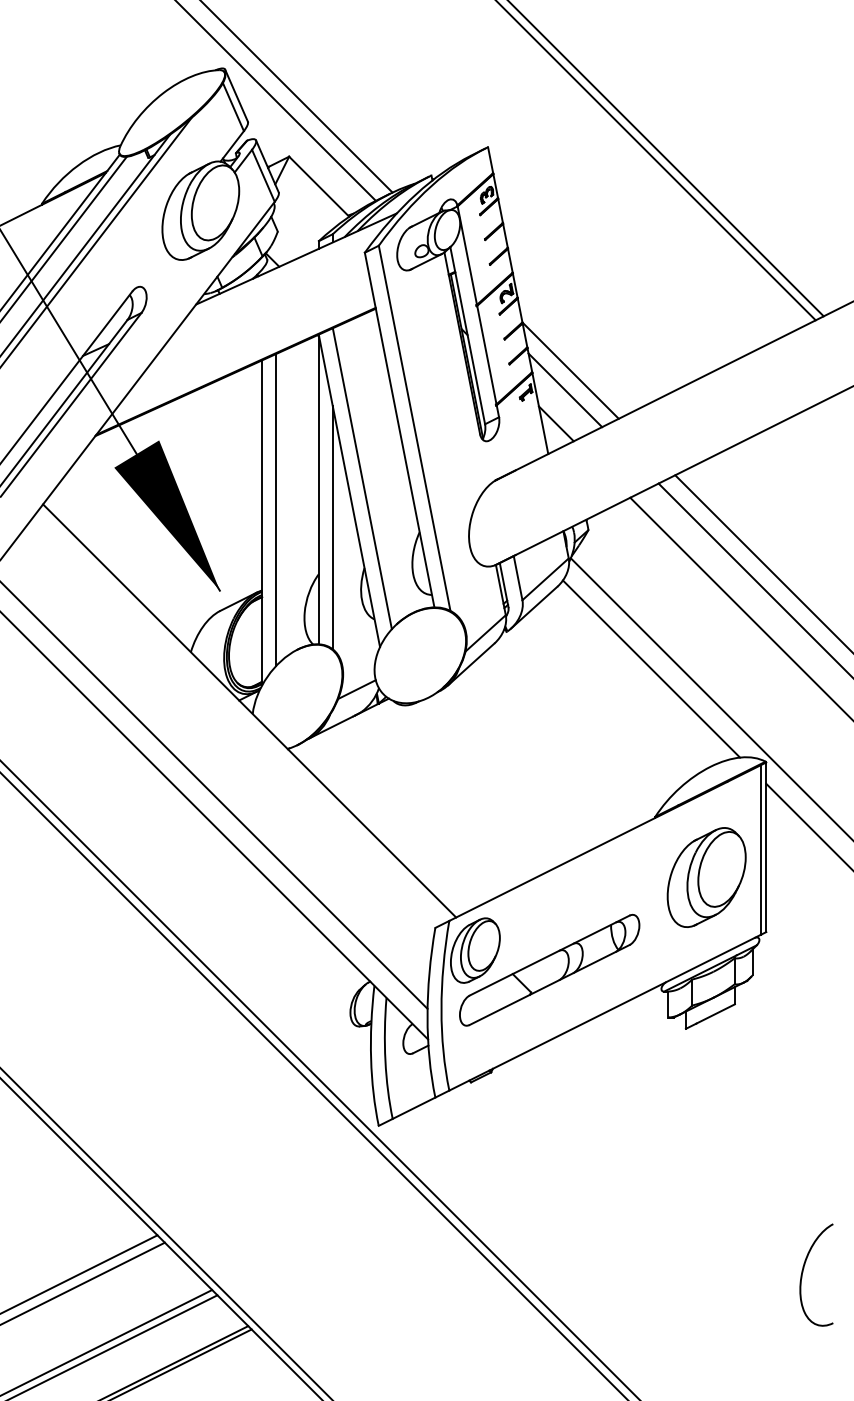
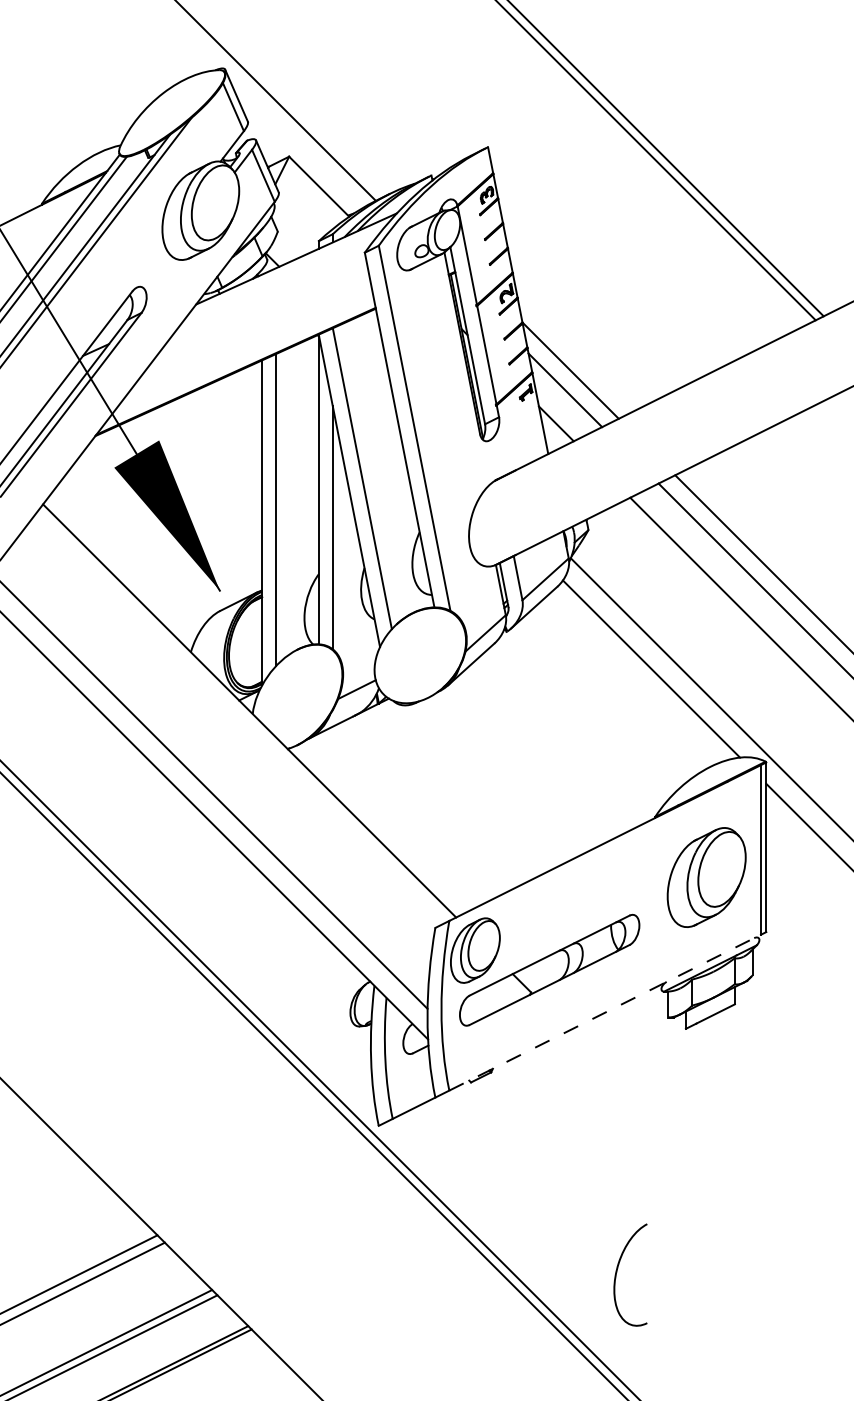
line: present -> none (297, 97)
line: solid -> dashed (605, 1012)
line: present -> none (166, 1233)
curve position: (803, 1272) -> (617, 1272) (617, 1272)
